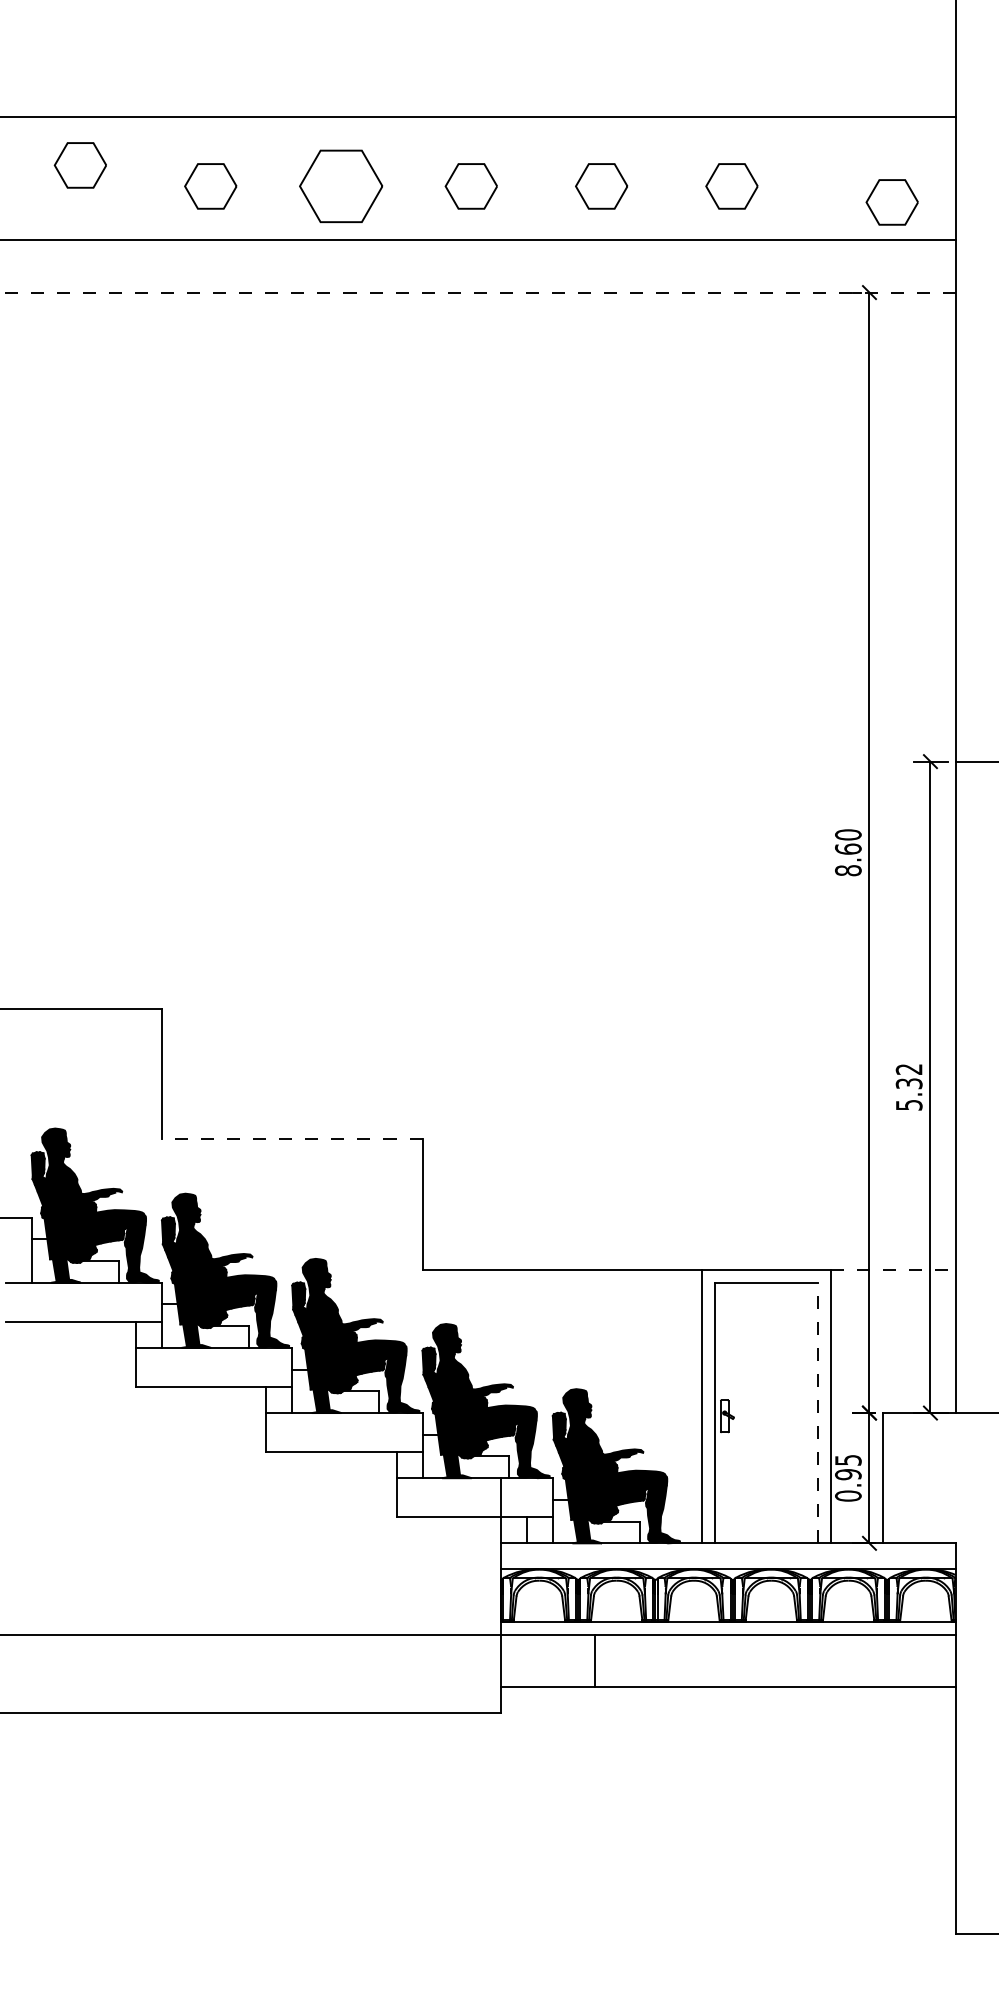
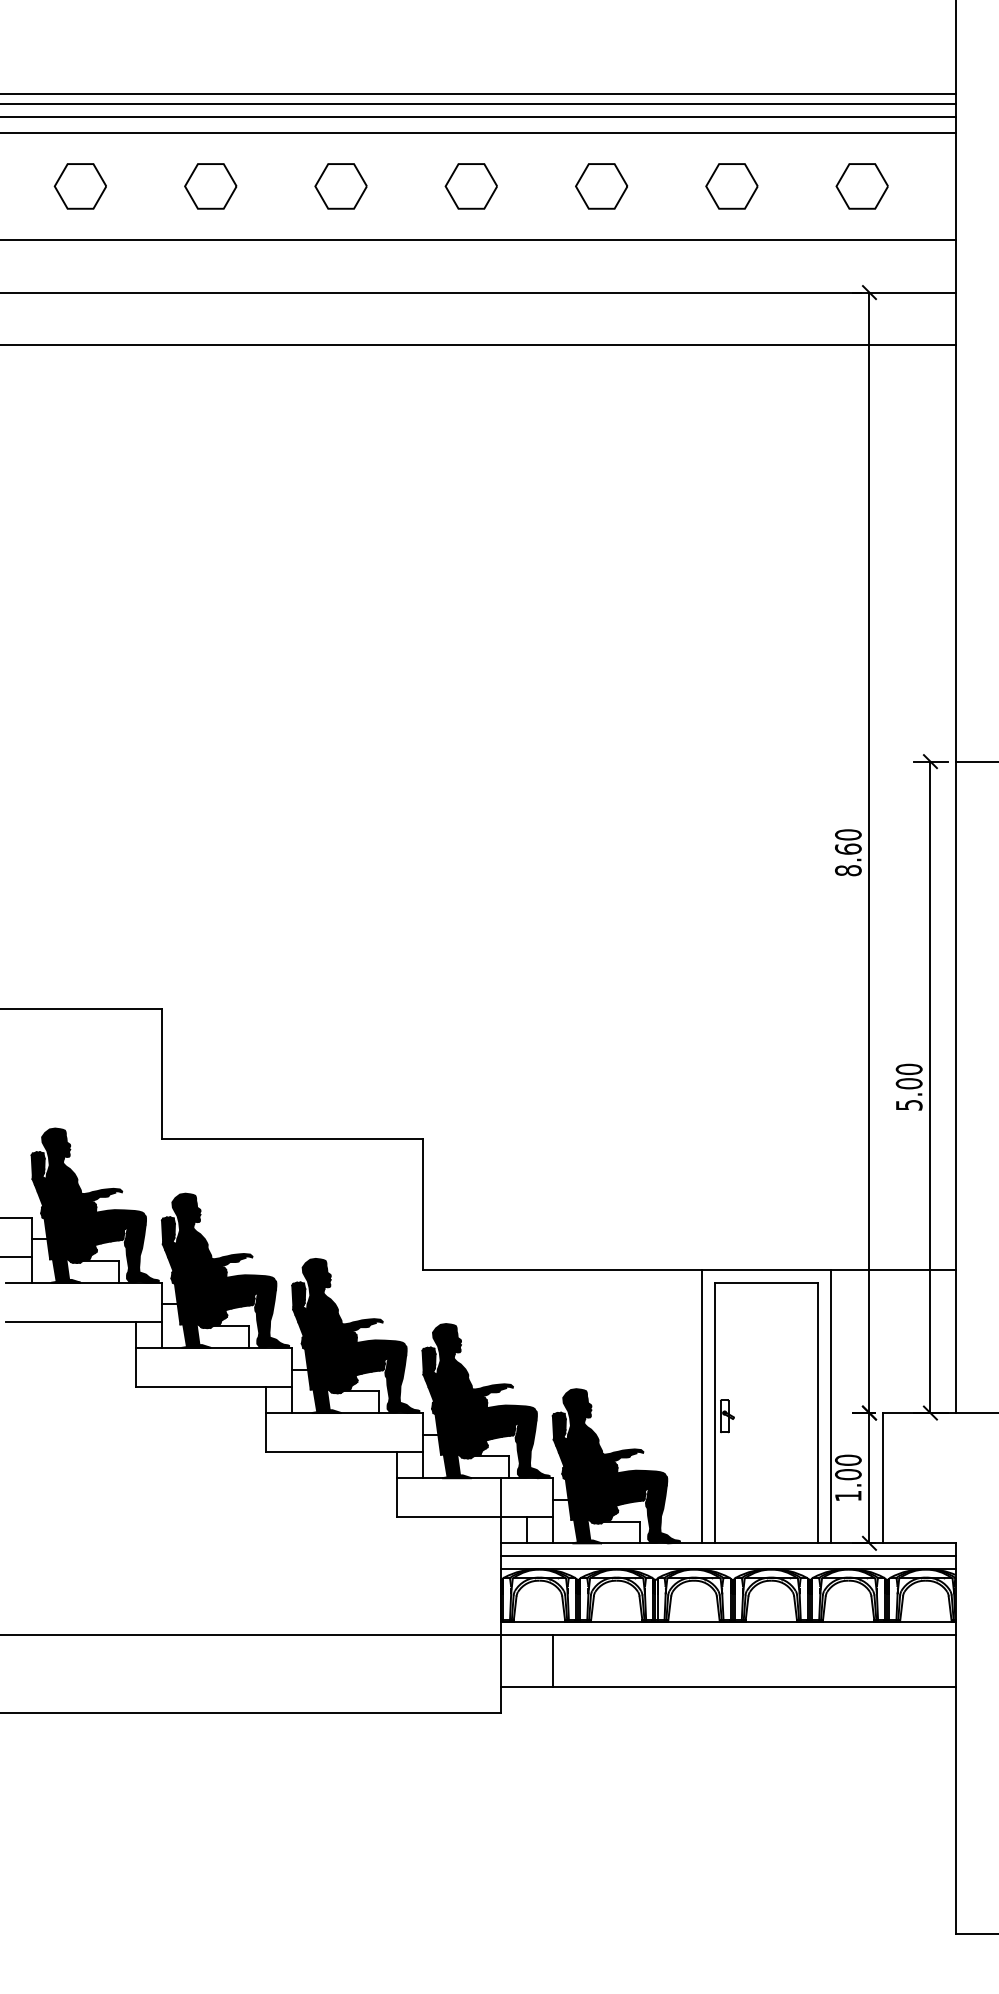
line: none -> present (478, 93)
line: none -> present (478, 104)
line: none -> present (478, 132)
part position: (79, 165) -> (79, 186) (79, 186)
part size: 85x74 px -> 54x47 px (340, 186)
part position: (891, 202) -> (861, 186) (861, 186)
line: dashed -> solid (477, 292)
line: none -> present (478, 344)
text: 5.32 -> 5.00 (908, 1076)
line: dashed -> solid (291, 1139)
line: none -> present (16, 1256)
line: dashed -> solid (894, 1269)
line: dashed -> solid (818, 1412)
text: 0.95 -> 1.00 (848, 1477)
line: none -> present (727, 1556)
line position: (594, 1660) -> (552, 1660) (552, 1660)
